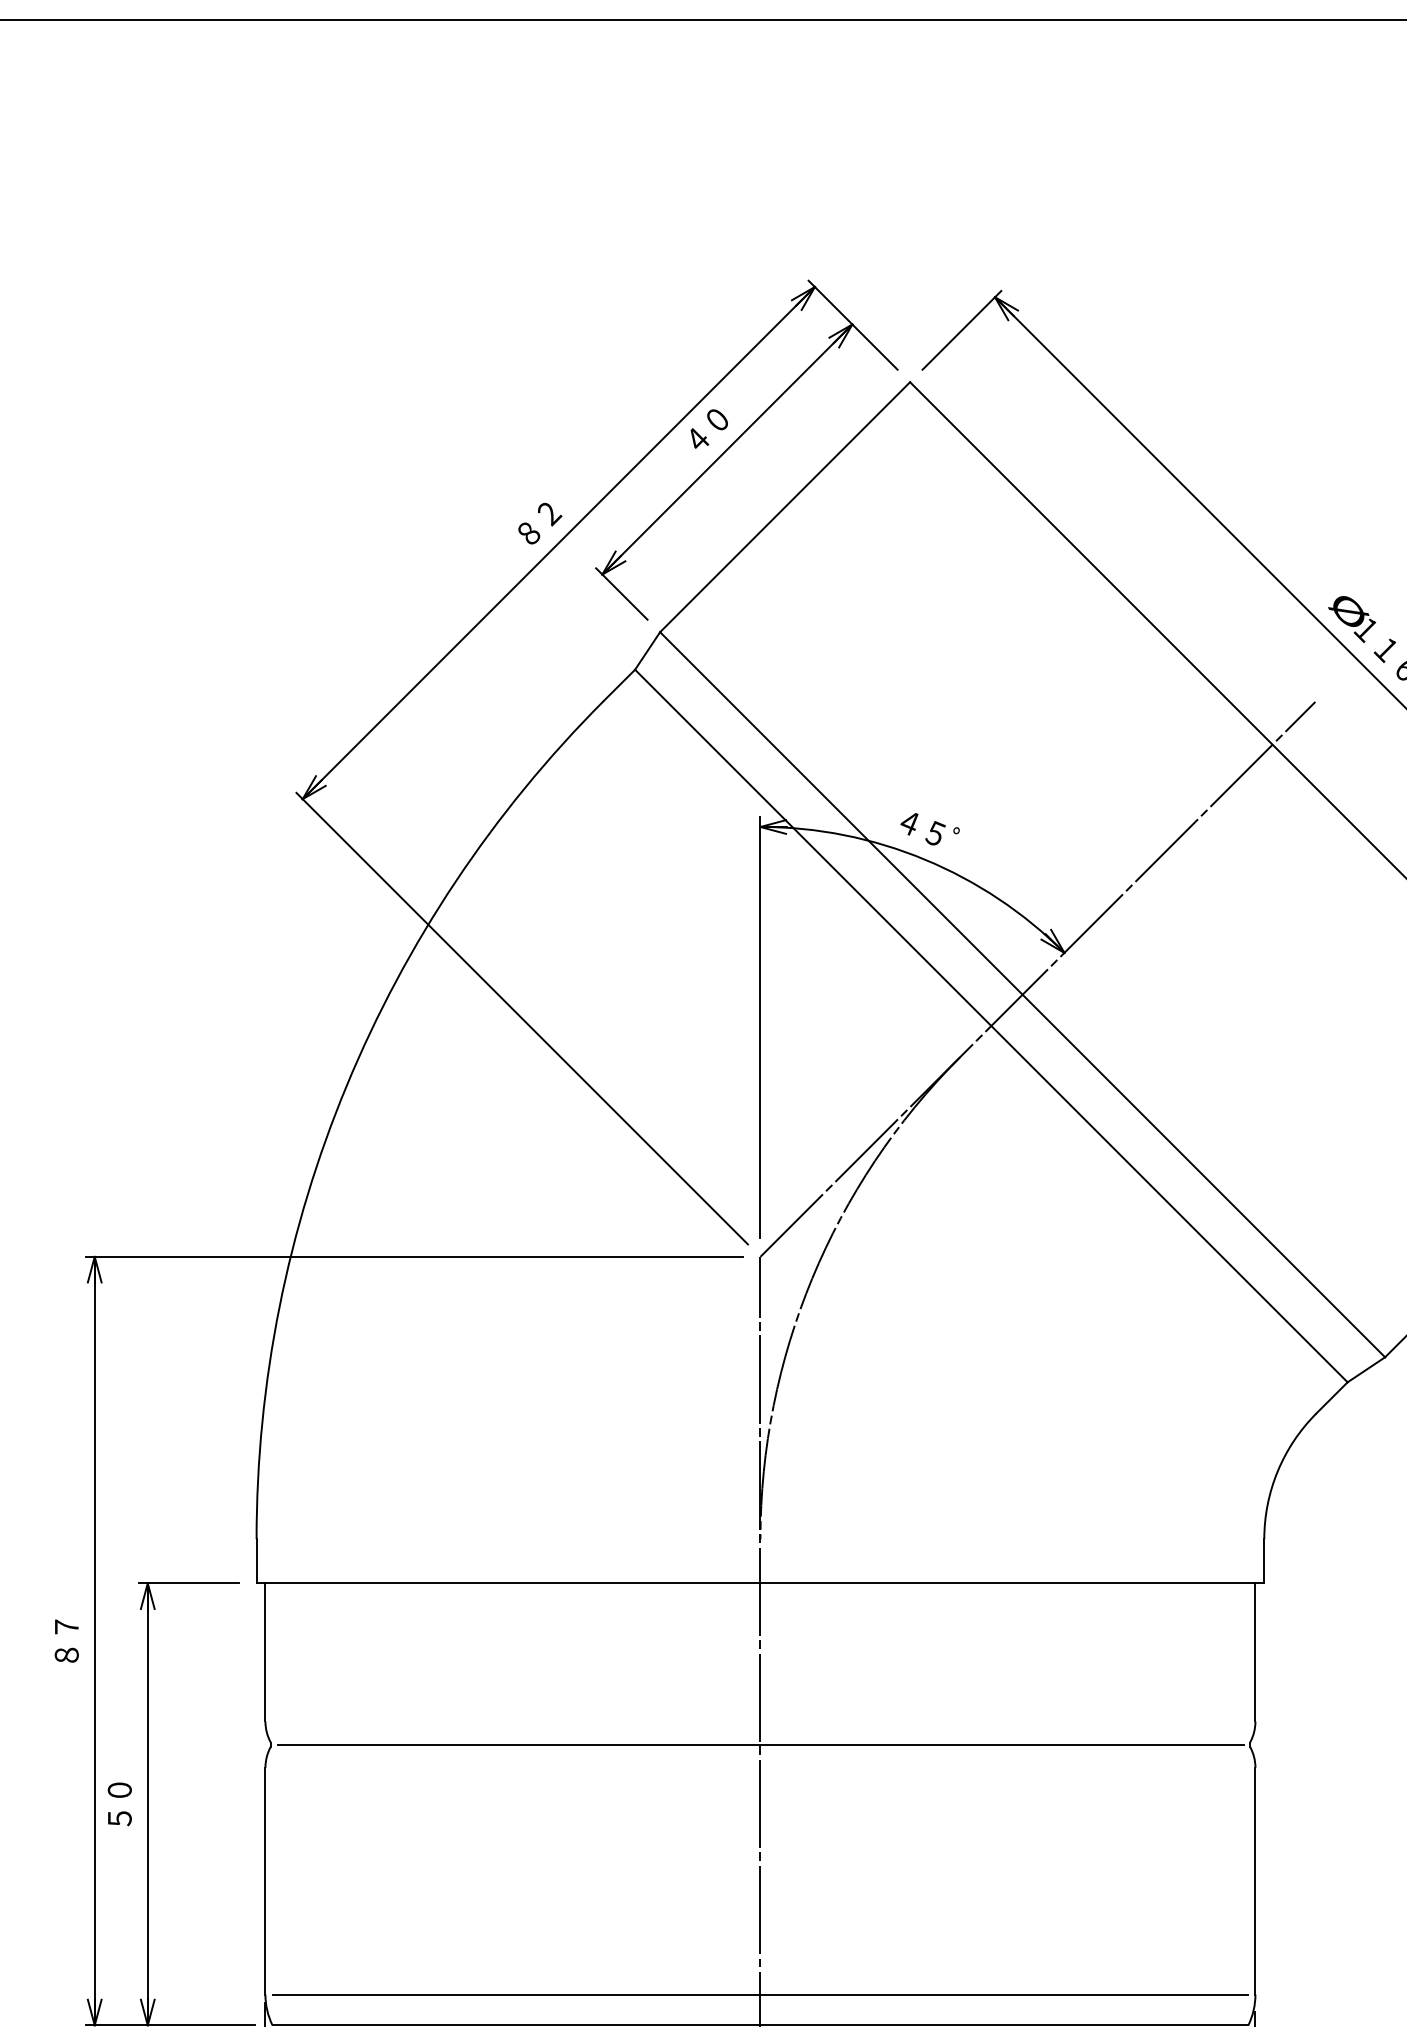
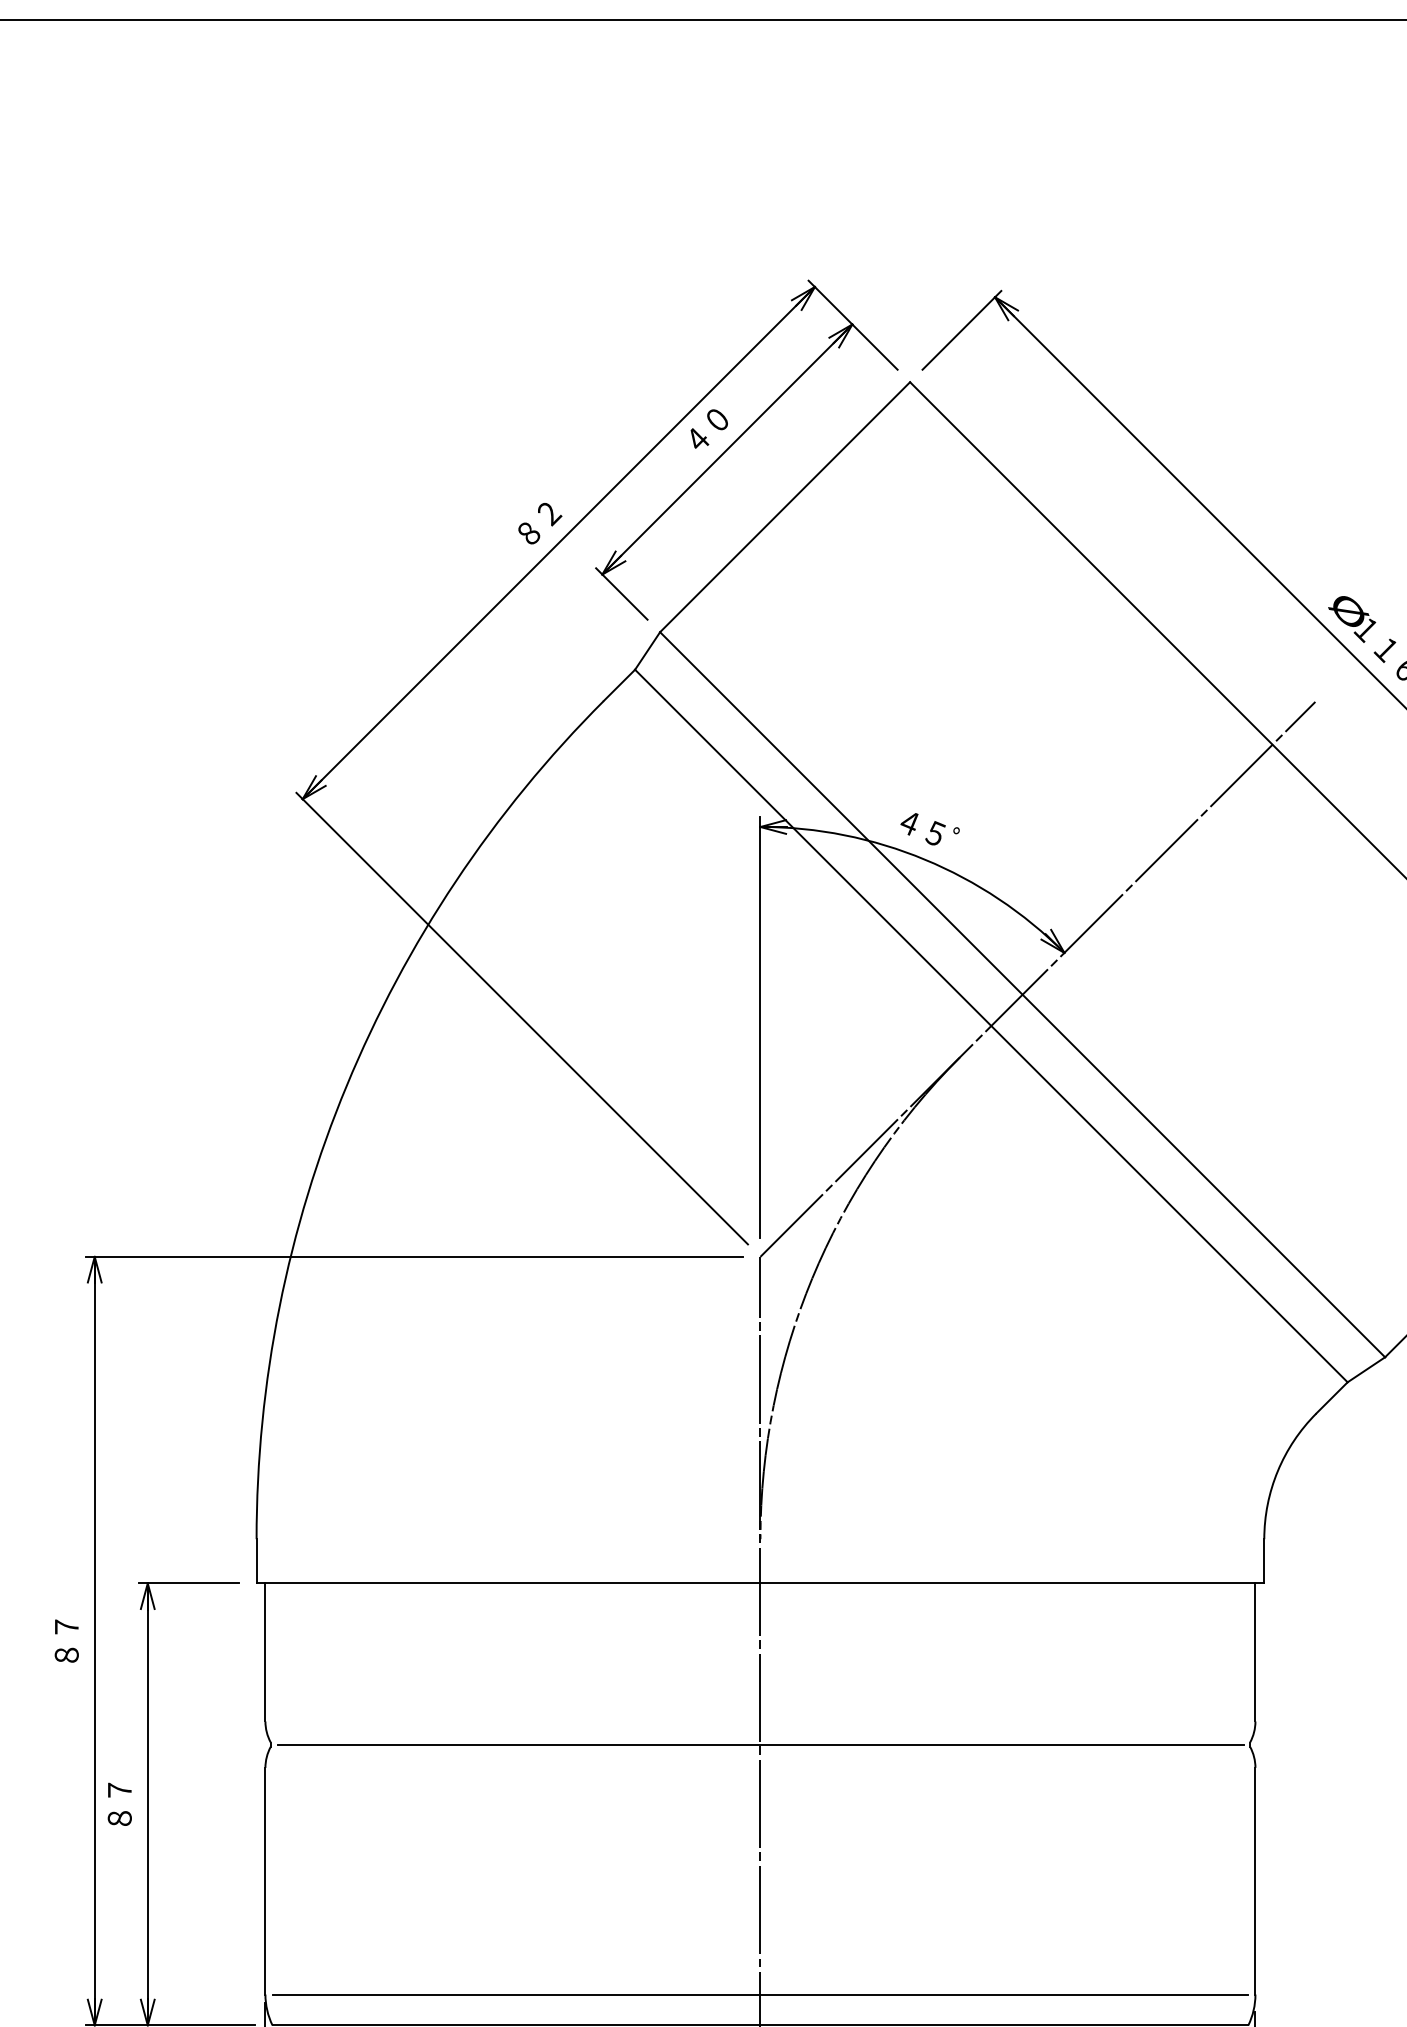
text: ５０ -> ８７ (119, 1804)
